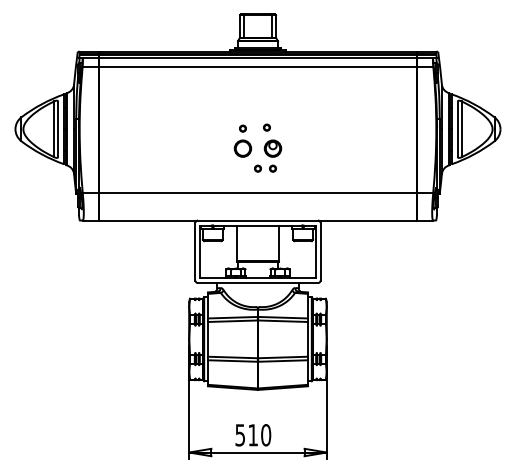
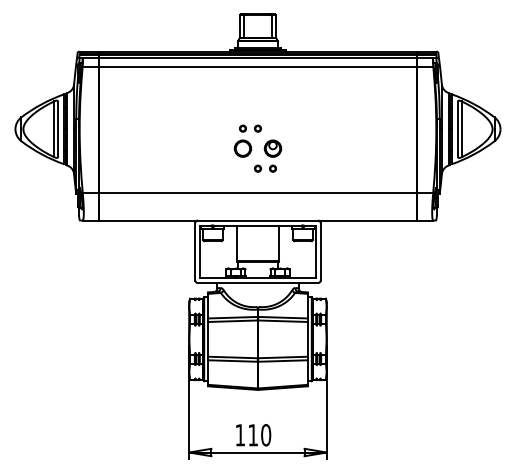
part position: (266, 127) -> (257, 128) (257, 128)
text: 510 -> 110 (239, 435)
